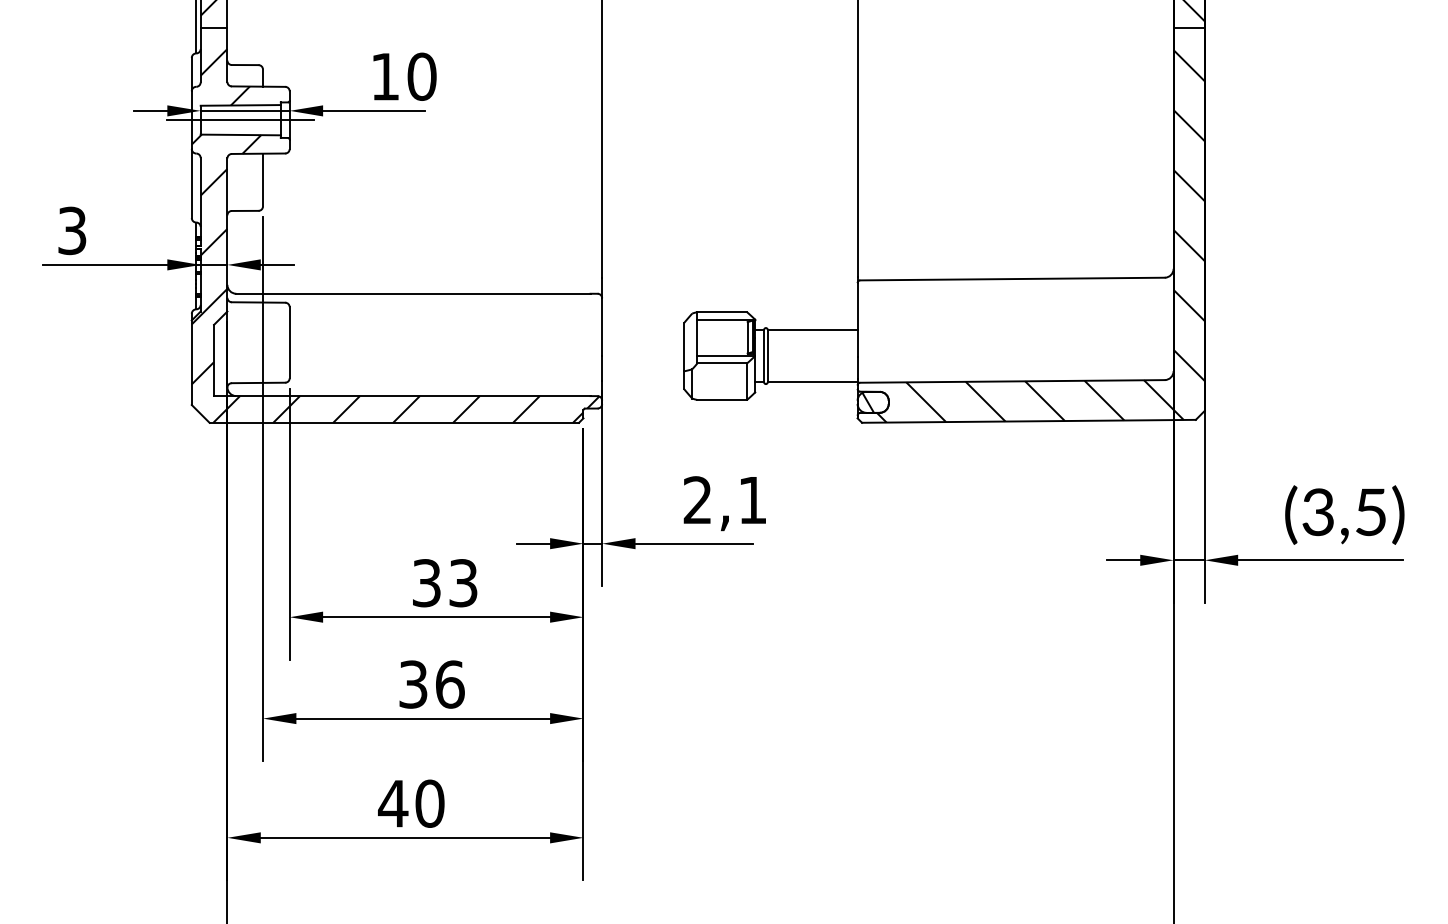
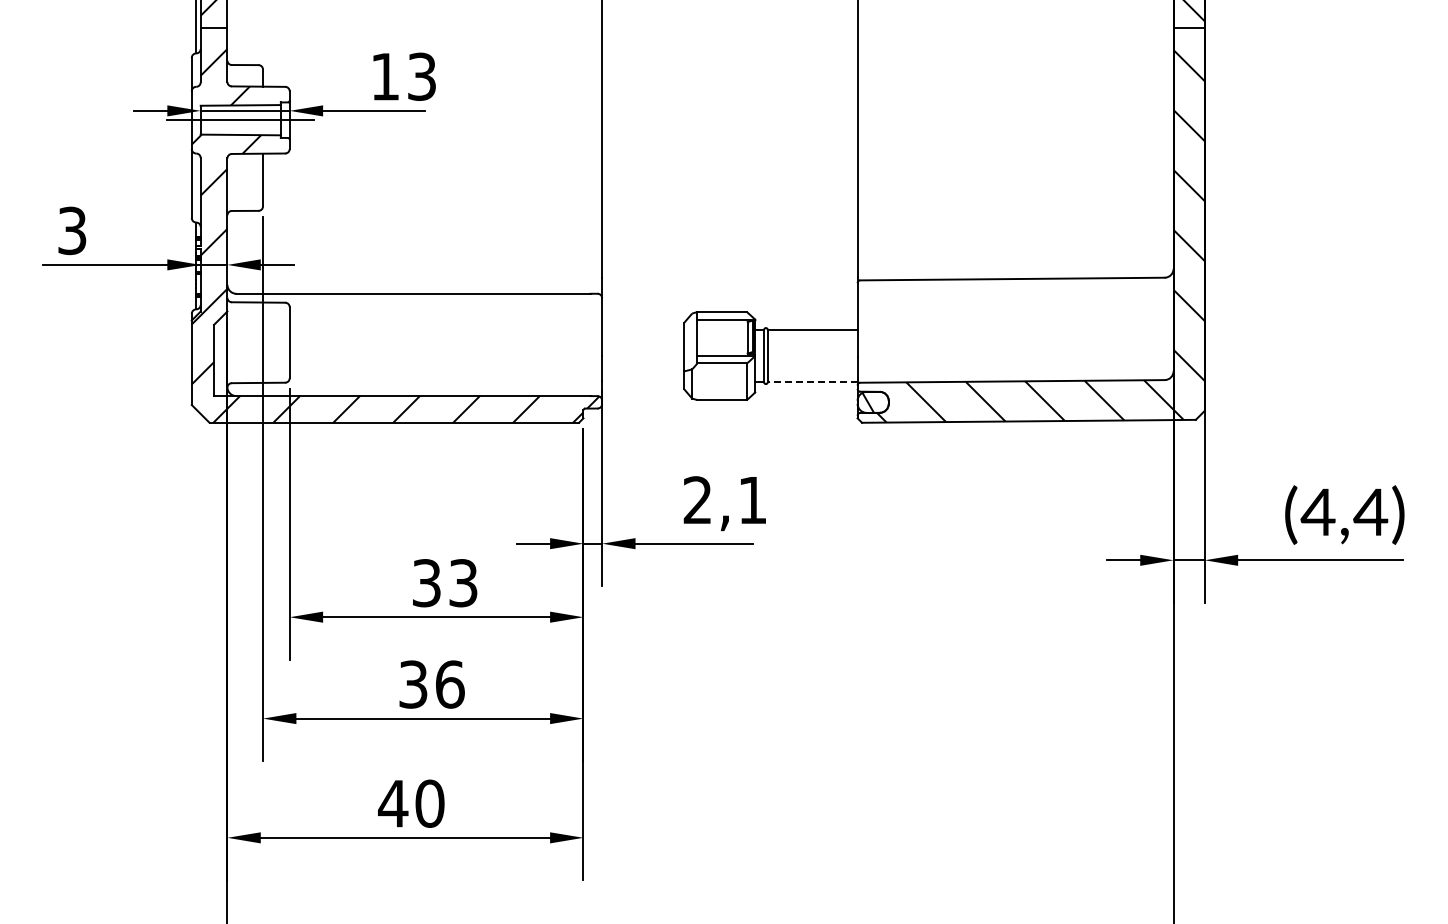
text: 10 -> 13 (421, 76)
line: solid -> dashed (812, 381)
text: (3,5) -> (4,4) (1344, 512)
